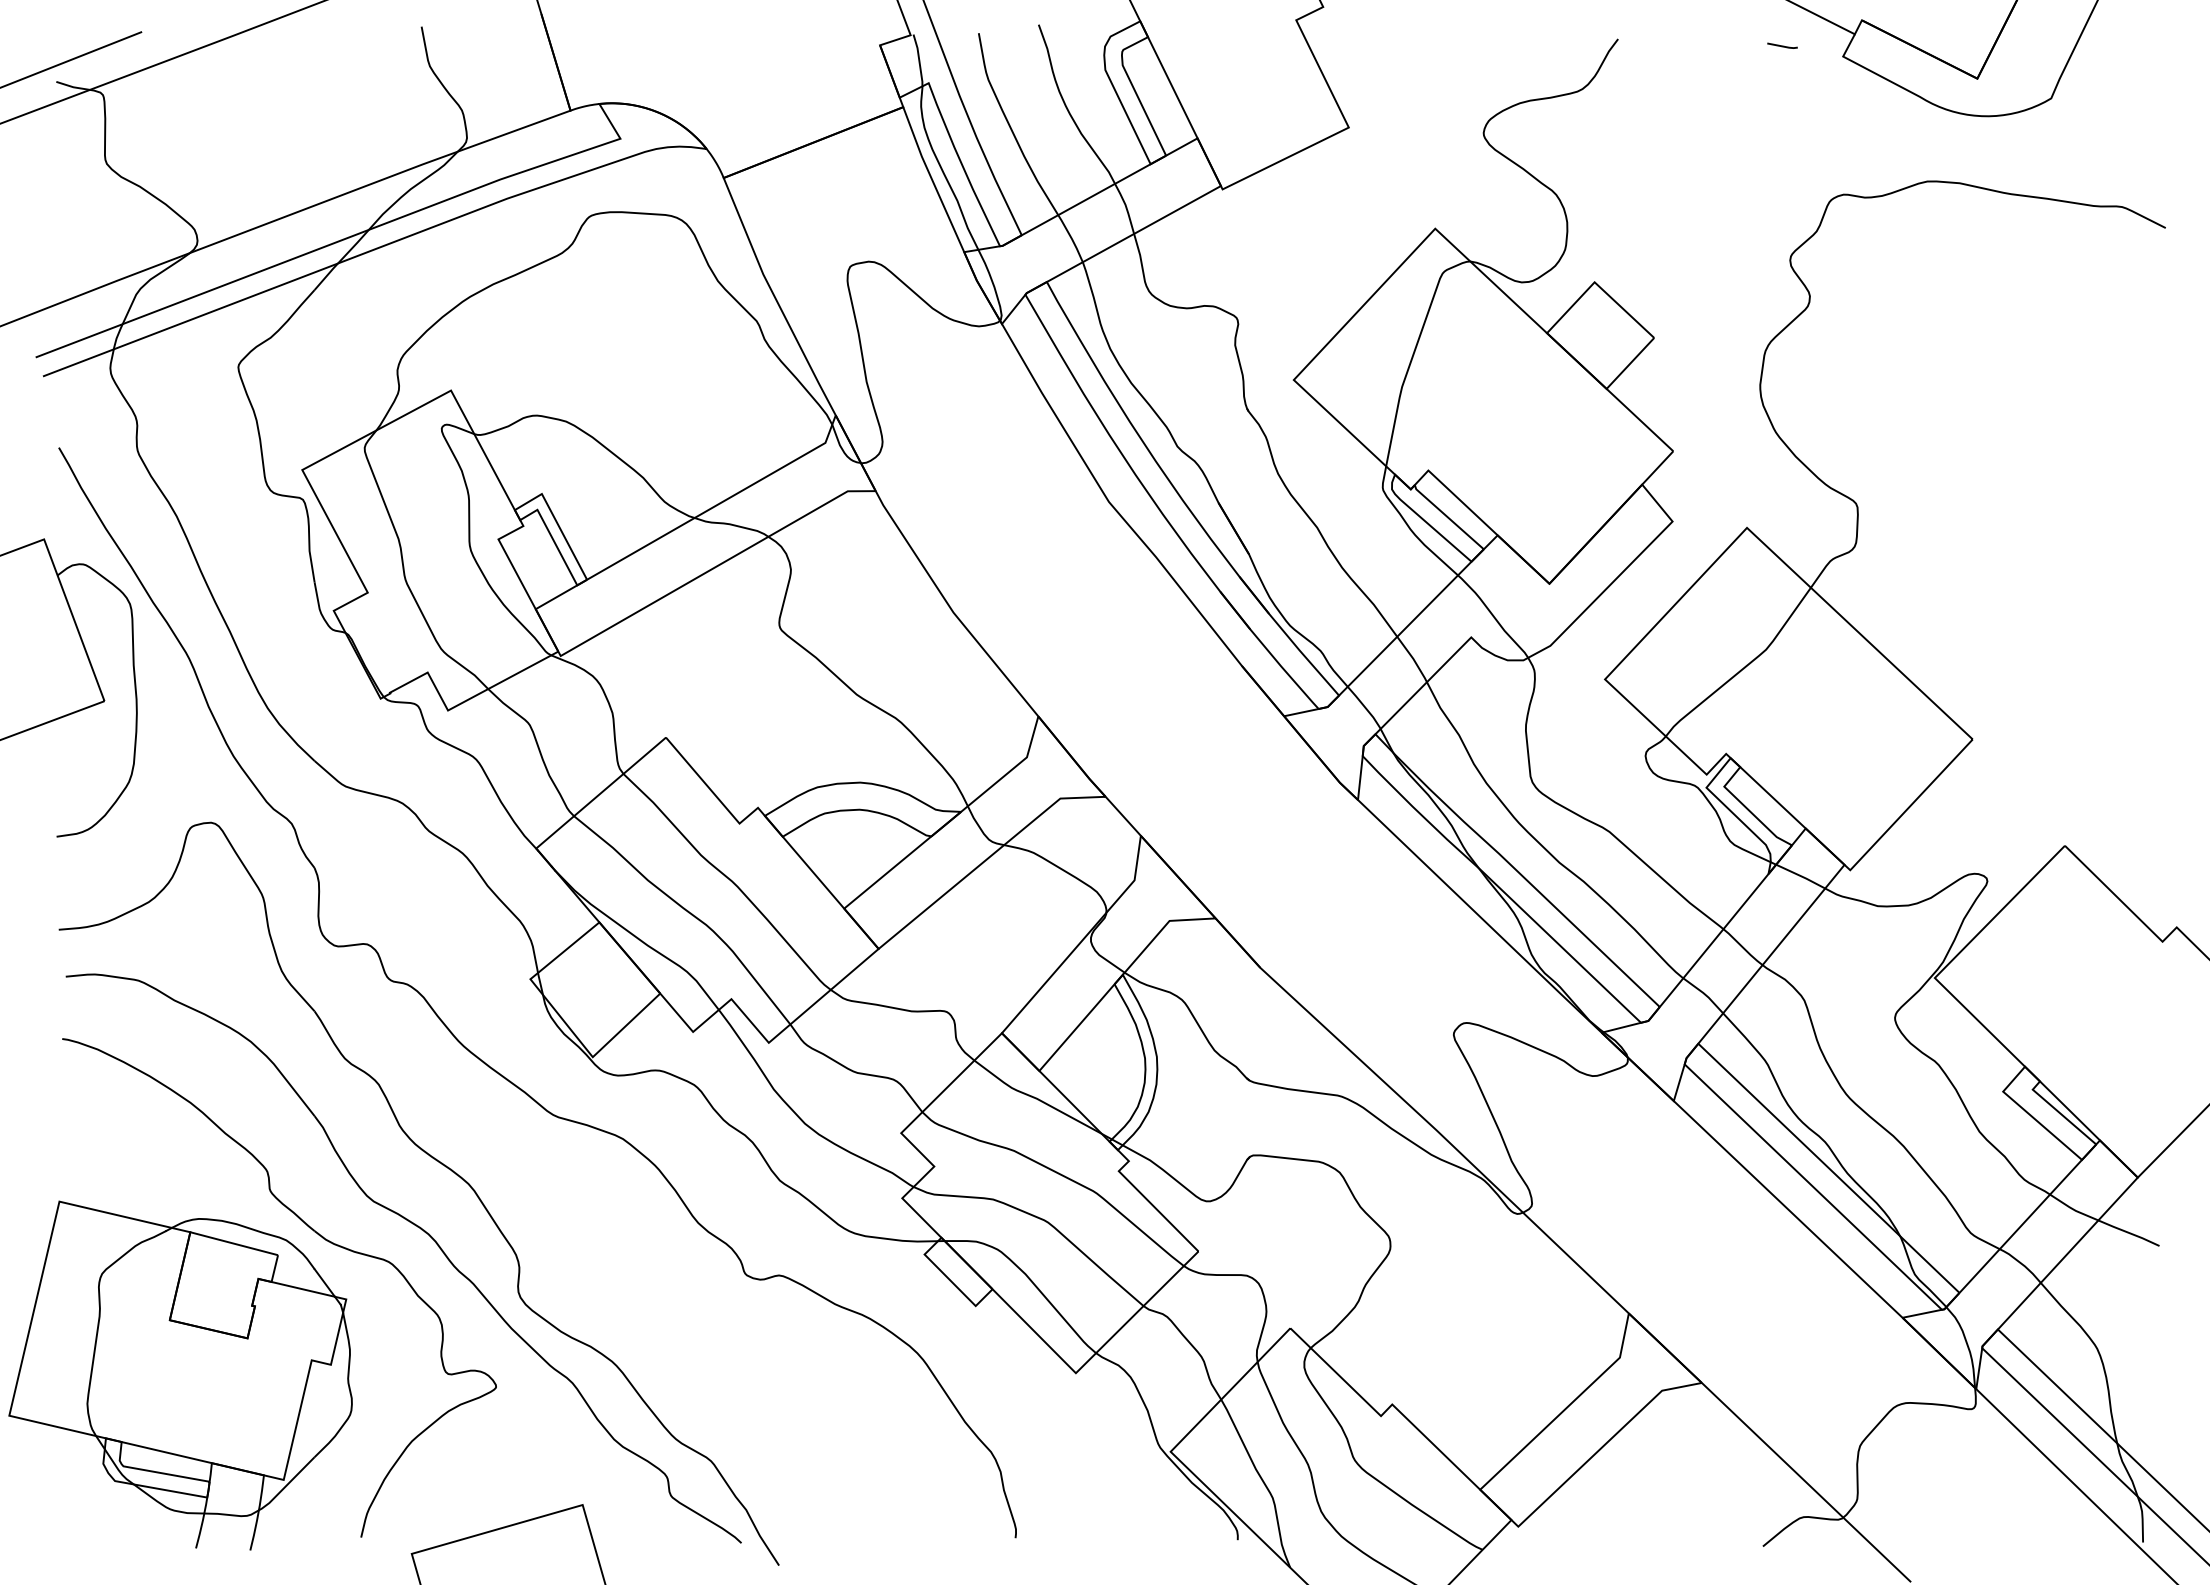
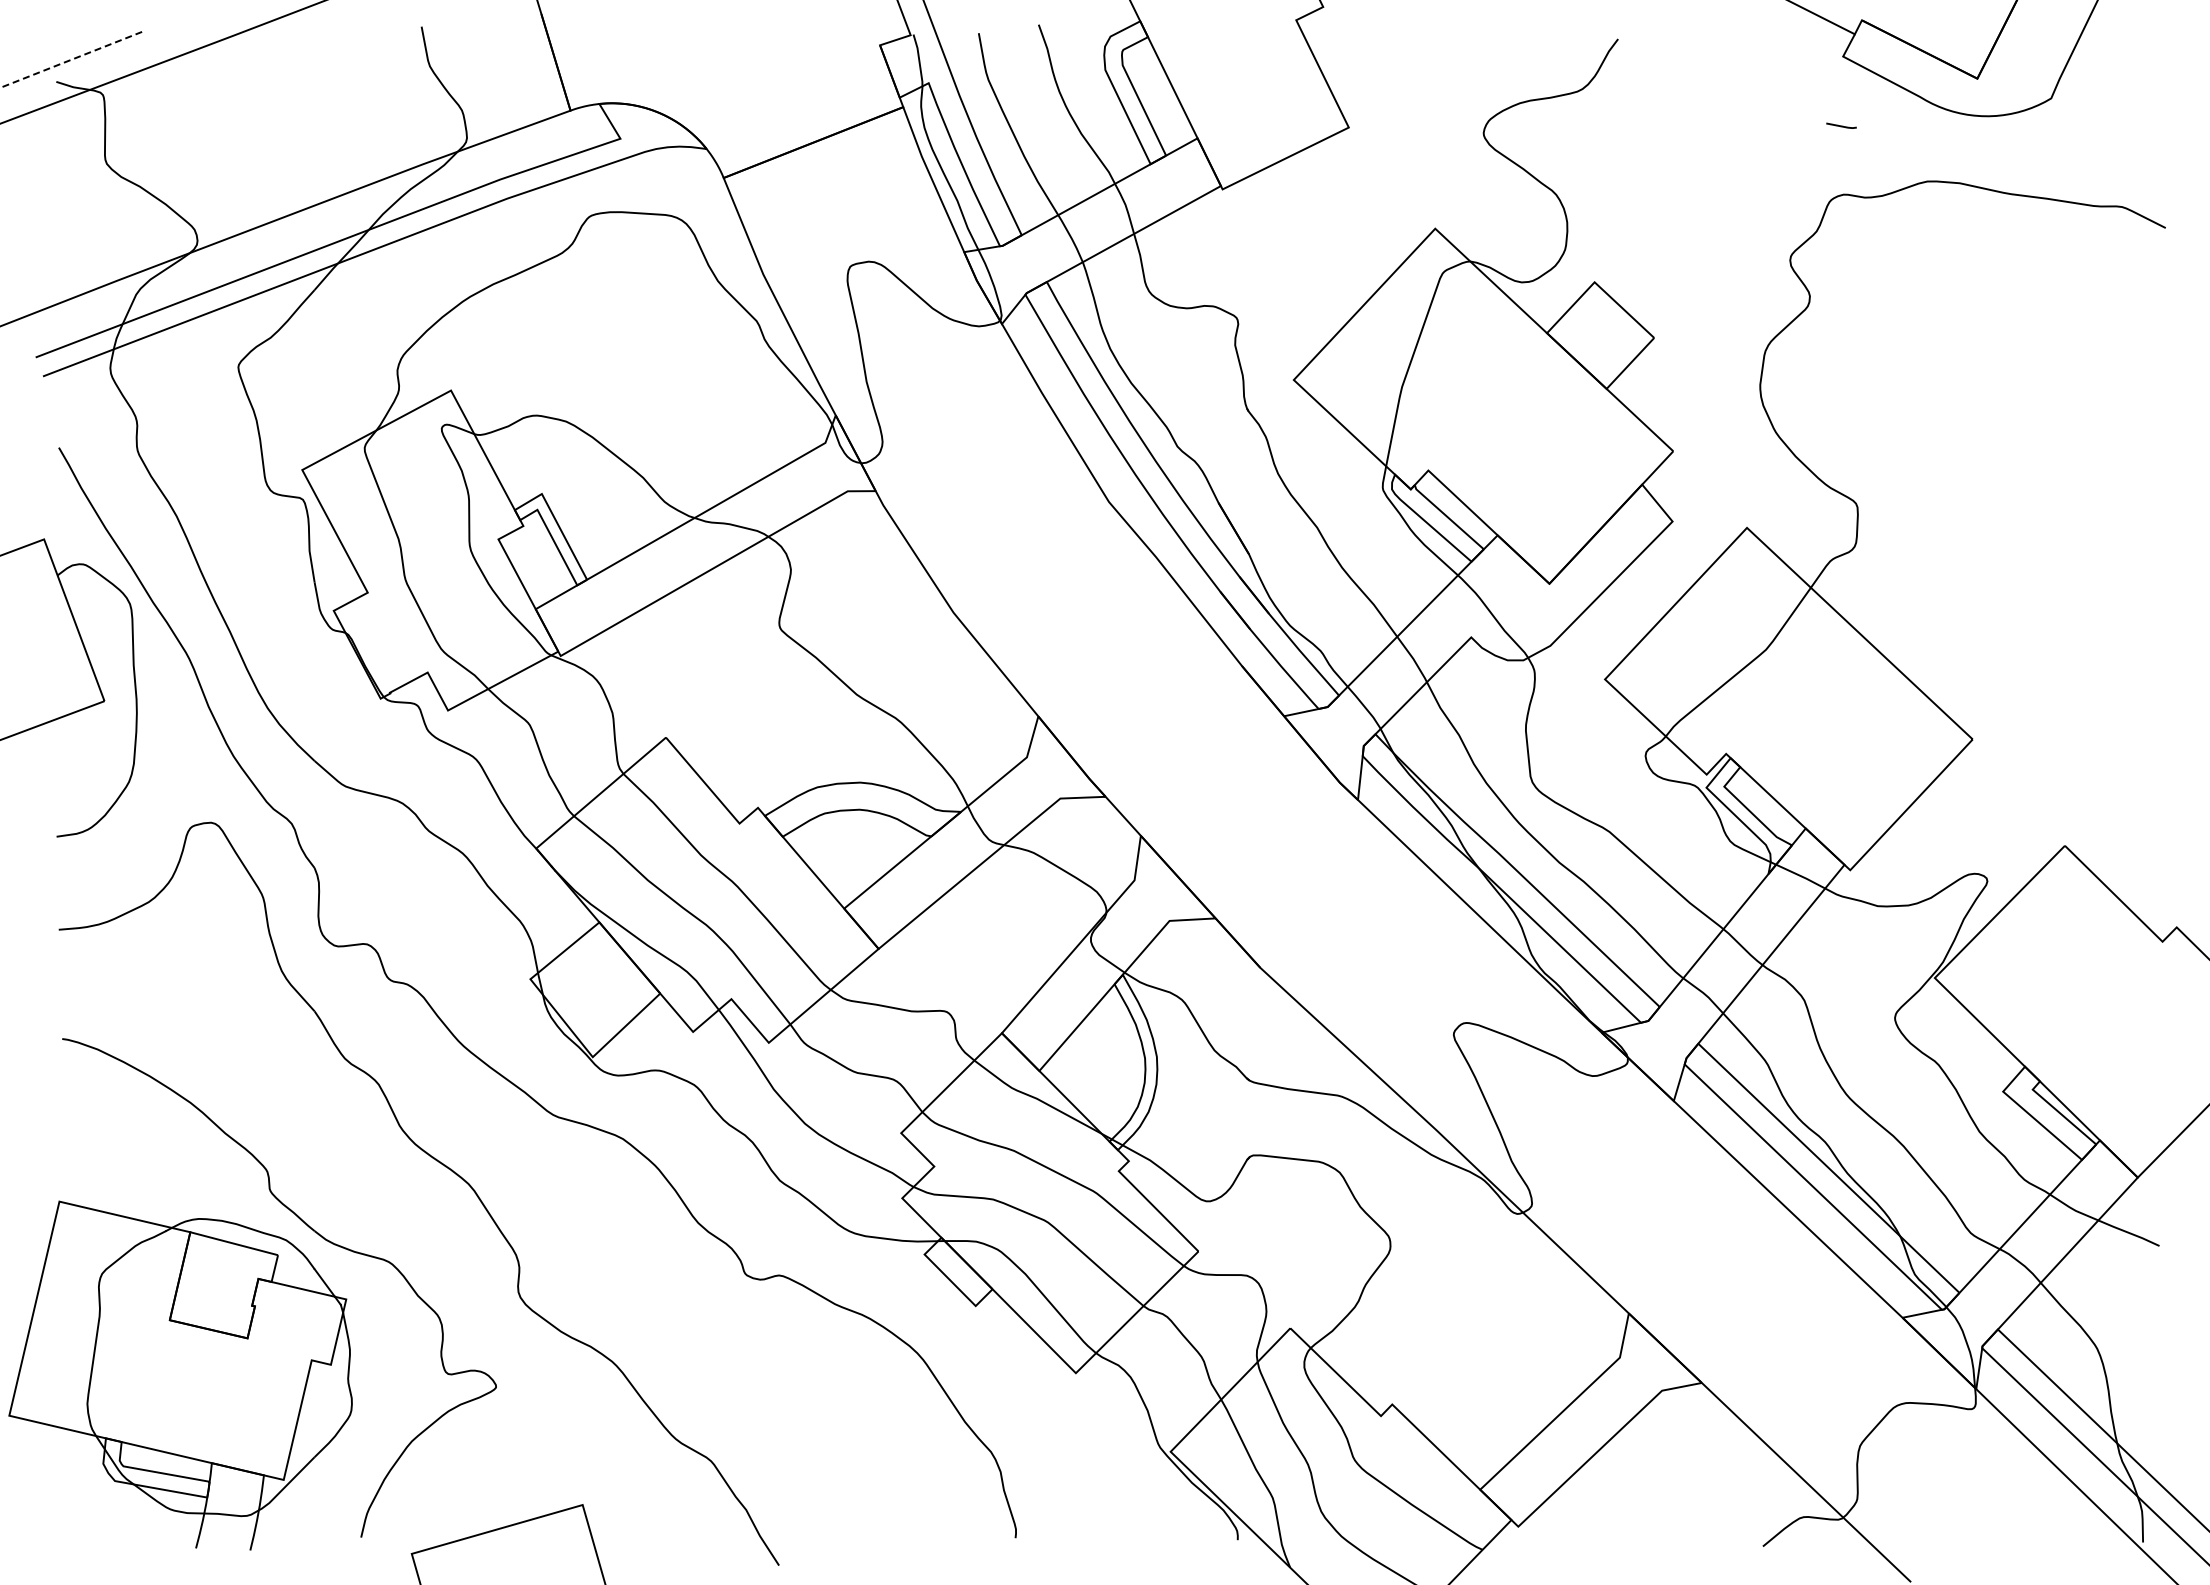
line position: (1782, 45) -> (1841, 125) (1841, 125)
line: solid -> dashed (71, 59)
part: present -> none (421, 1230)
